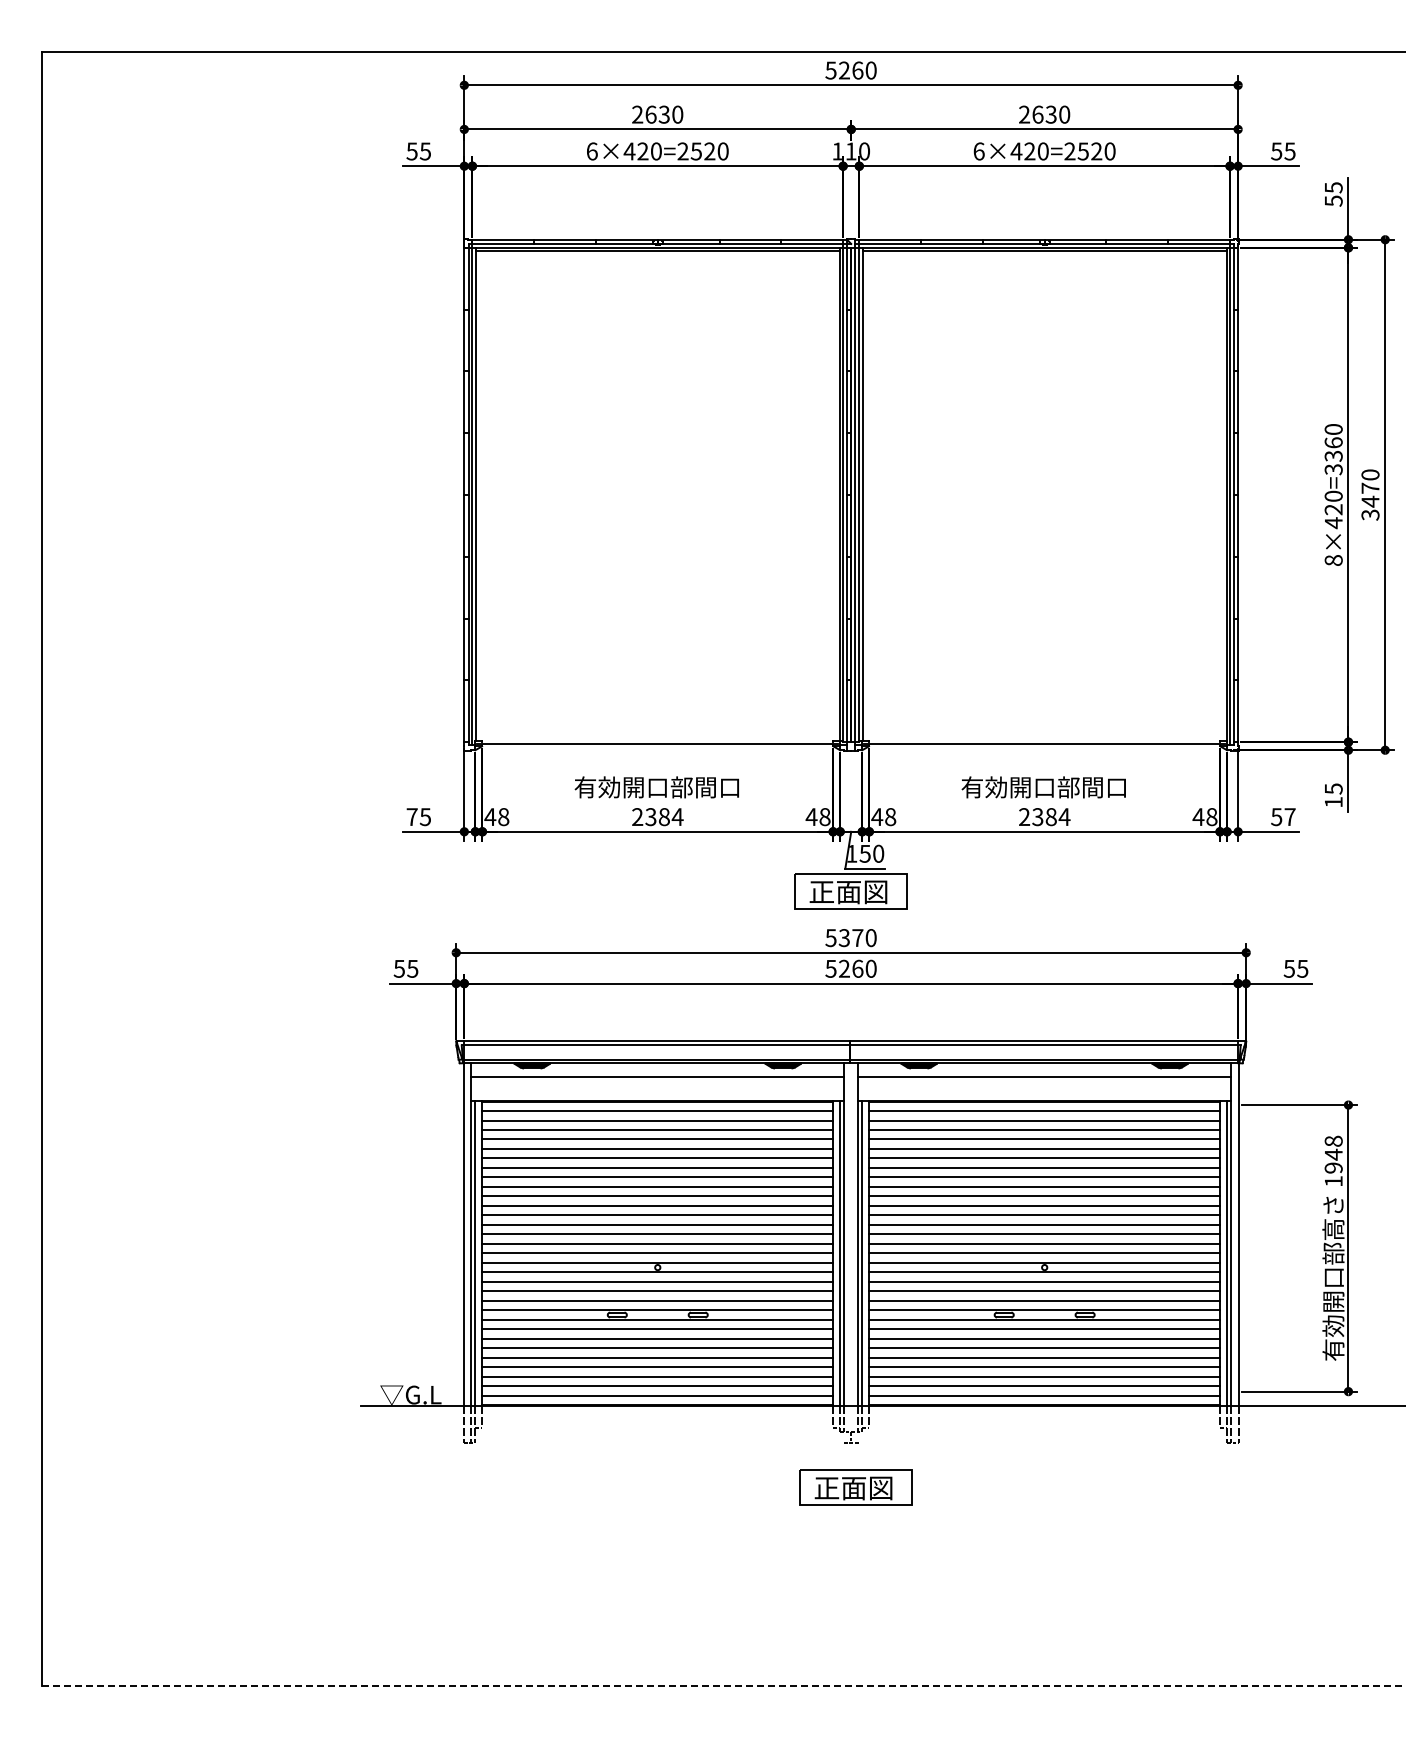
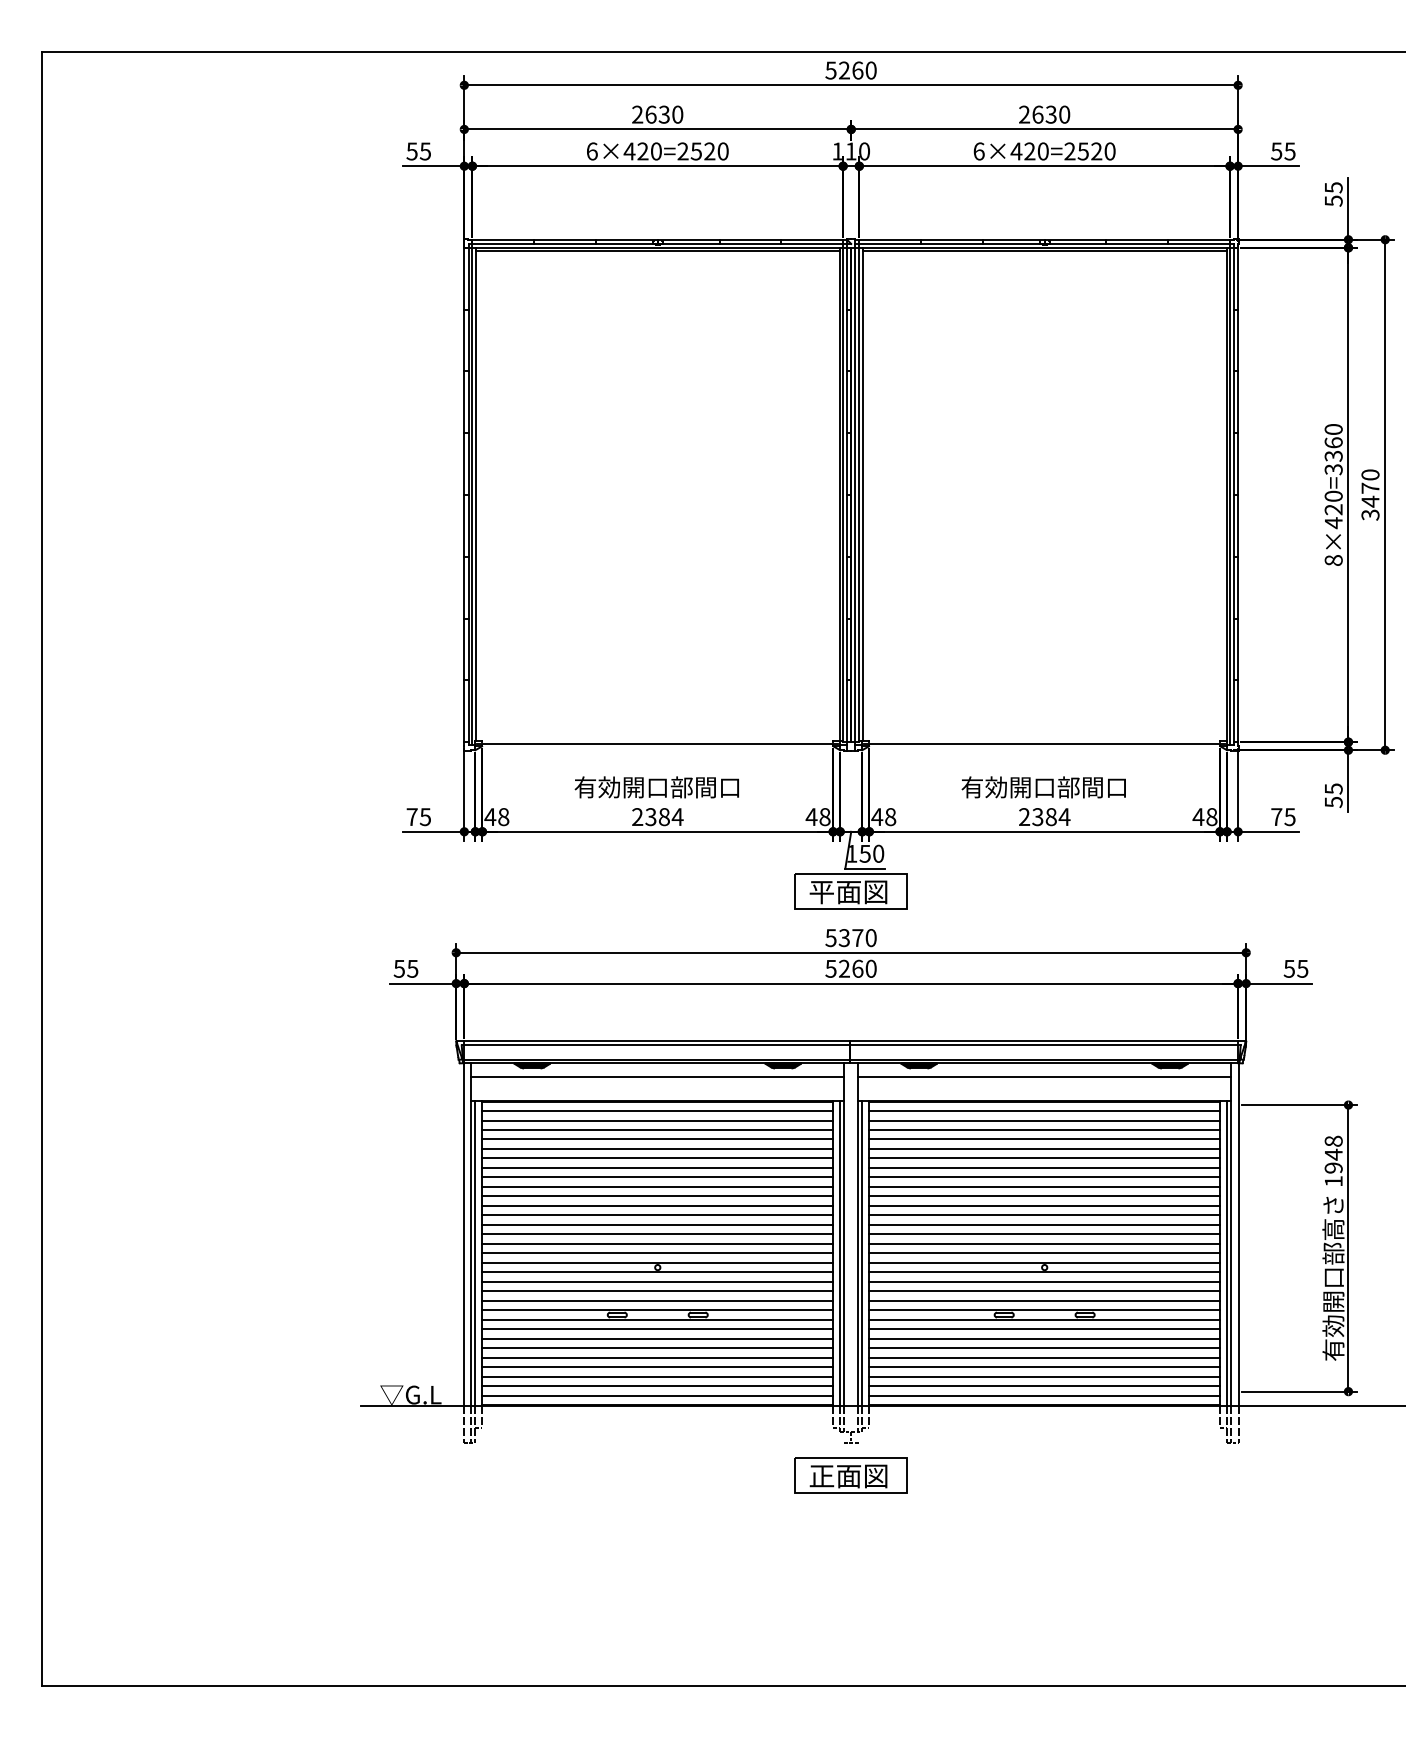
text: 15 -> 55 (1333, 802)
text: 57 -> 75 (1283, 817)
text: 正面図 -> 平面図 (821, 892)
part position: (855, 1487) -> (850, 1475) (850, 1475)
line: dashed -> solid (724, 1685)
